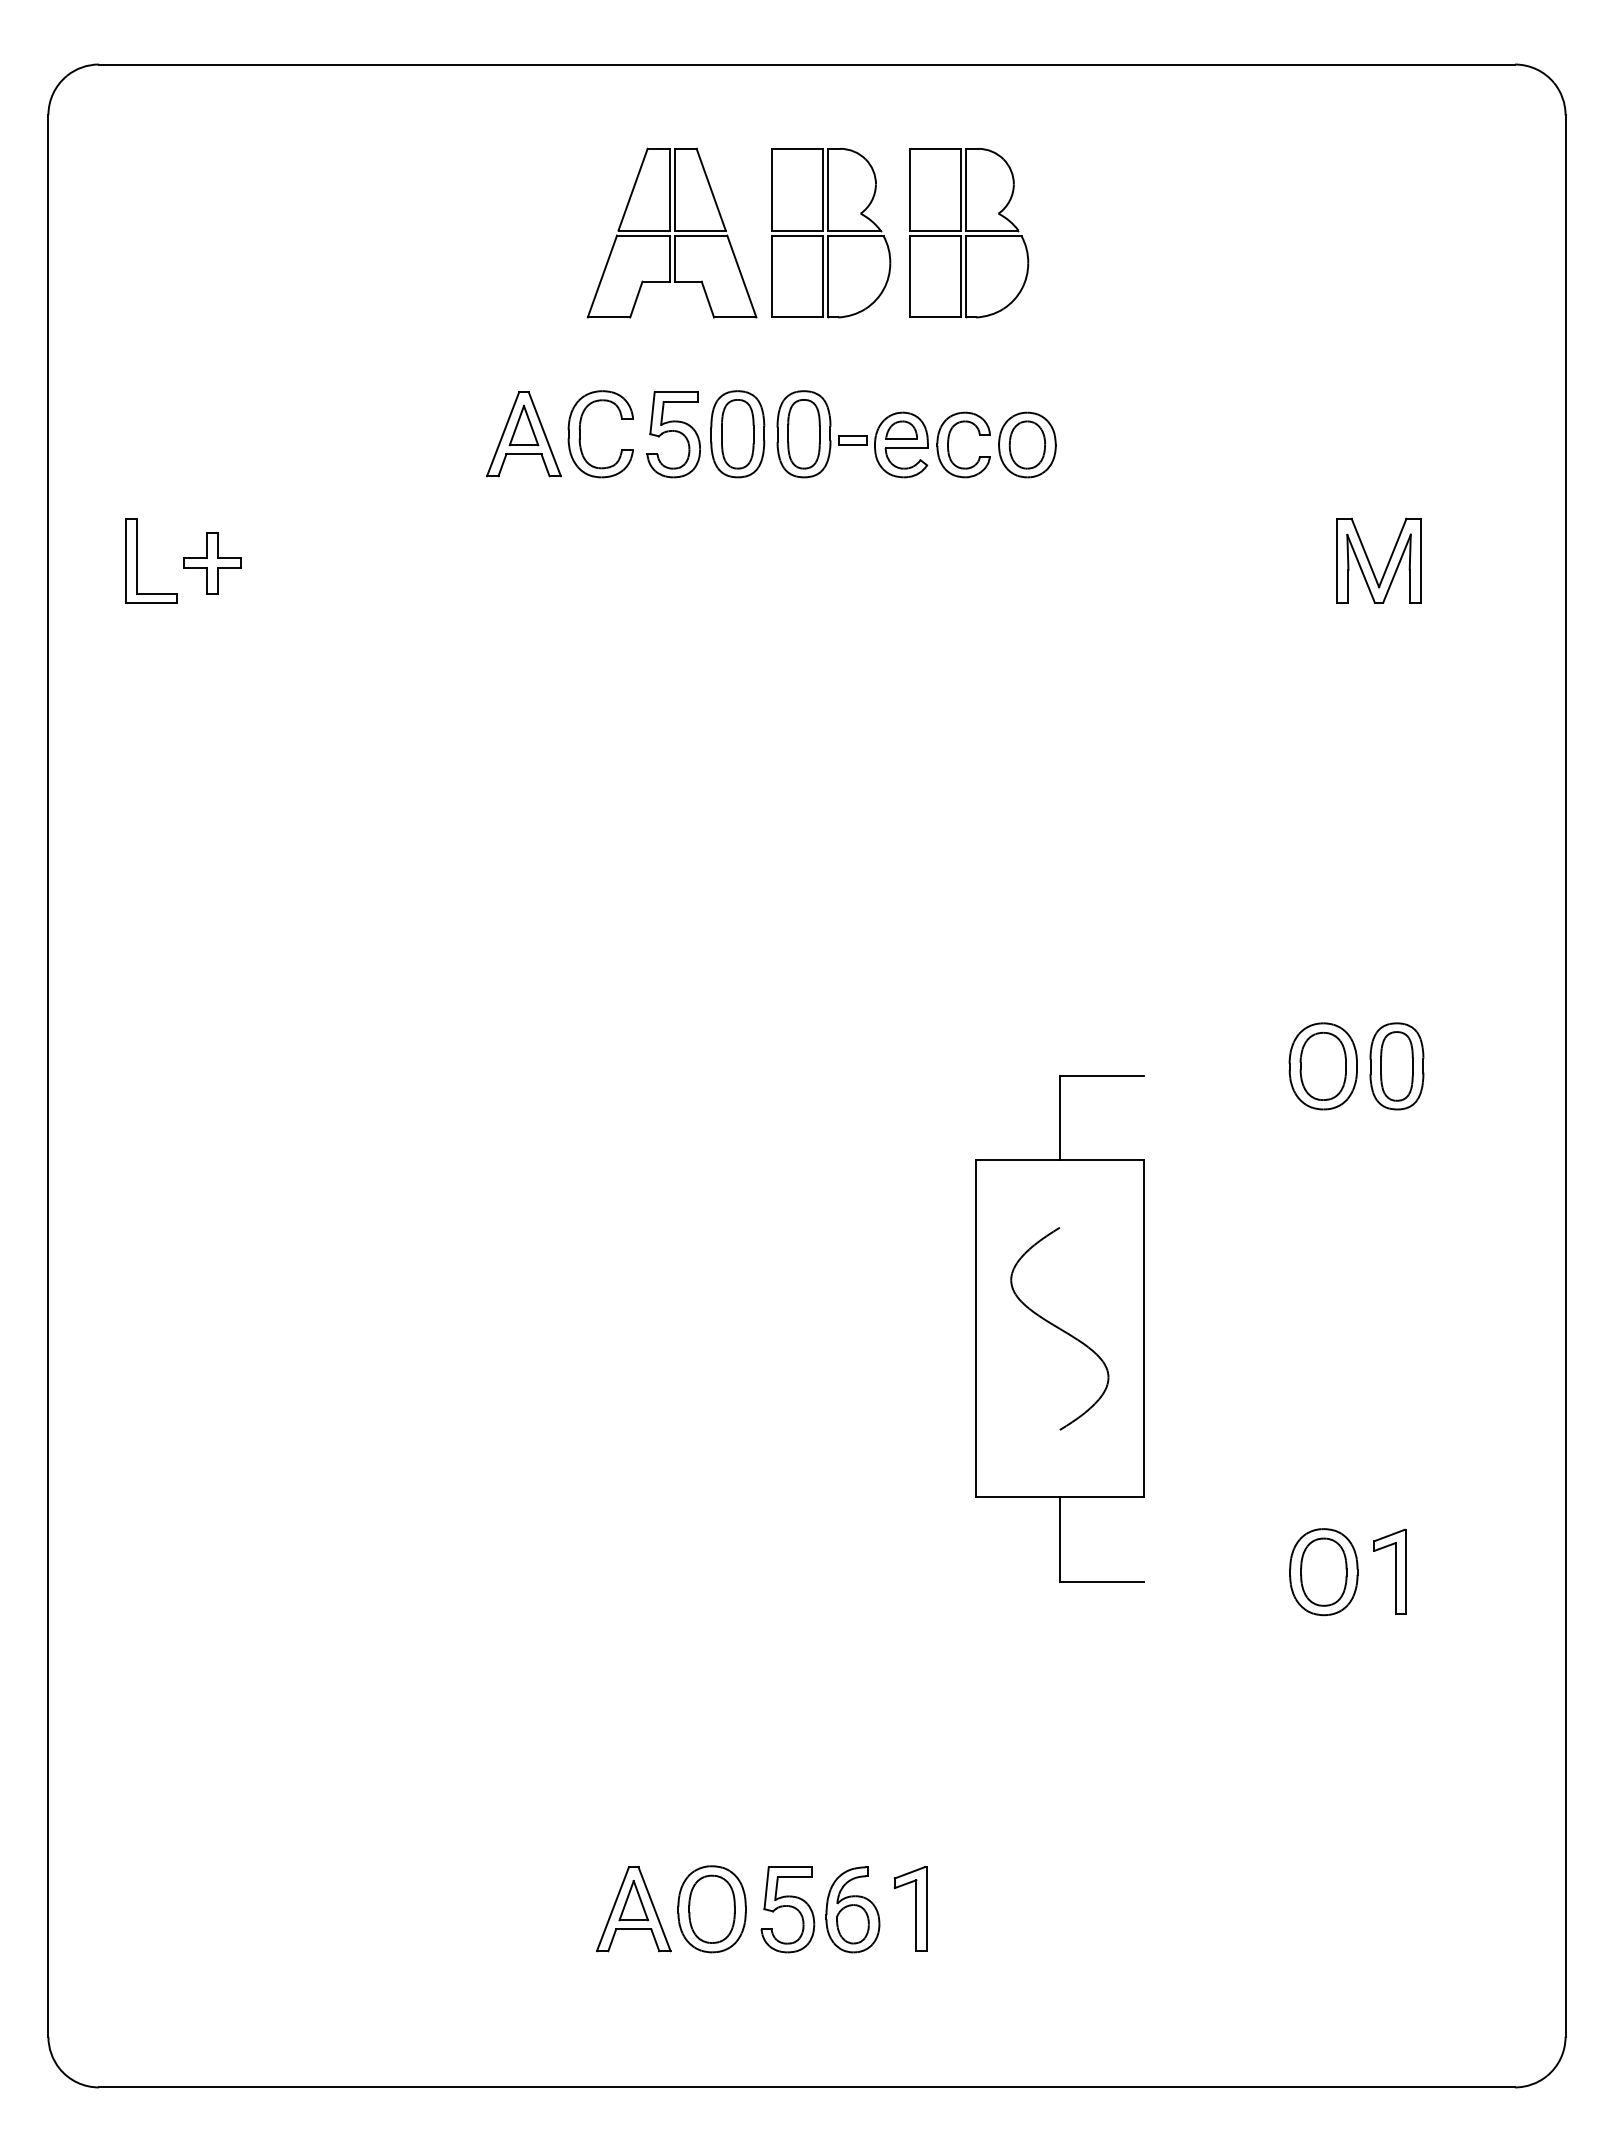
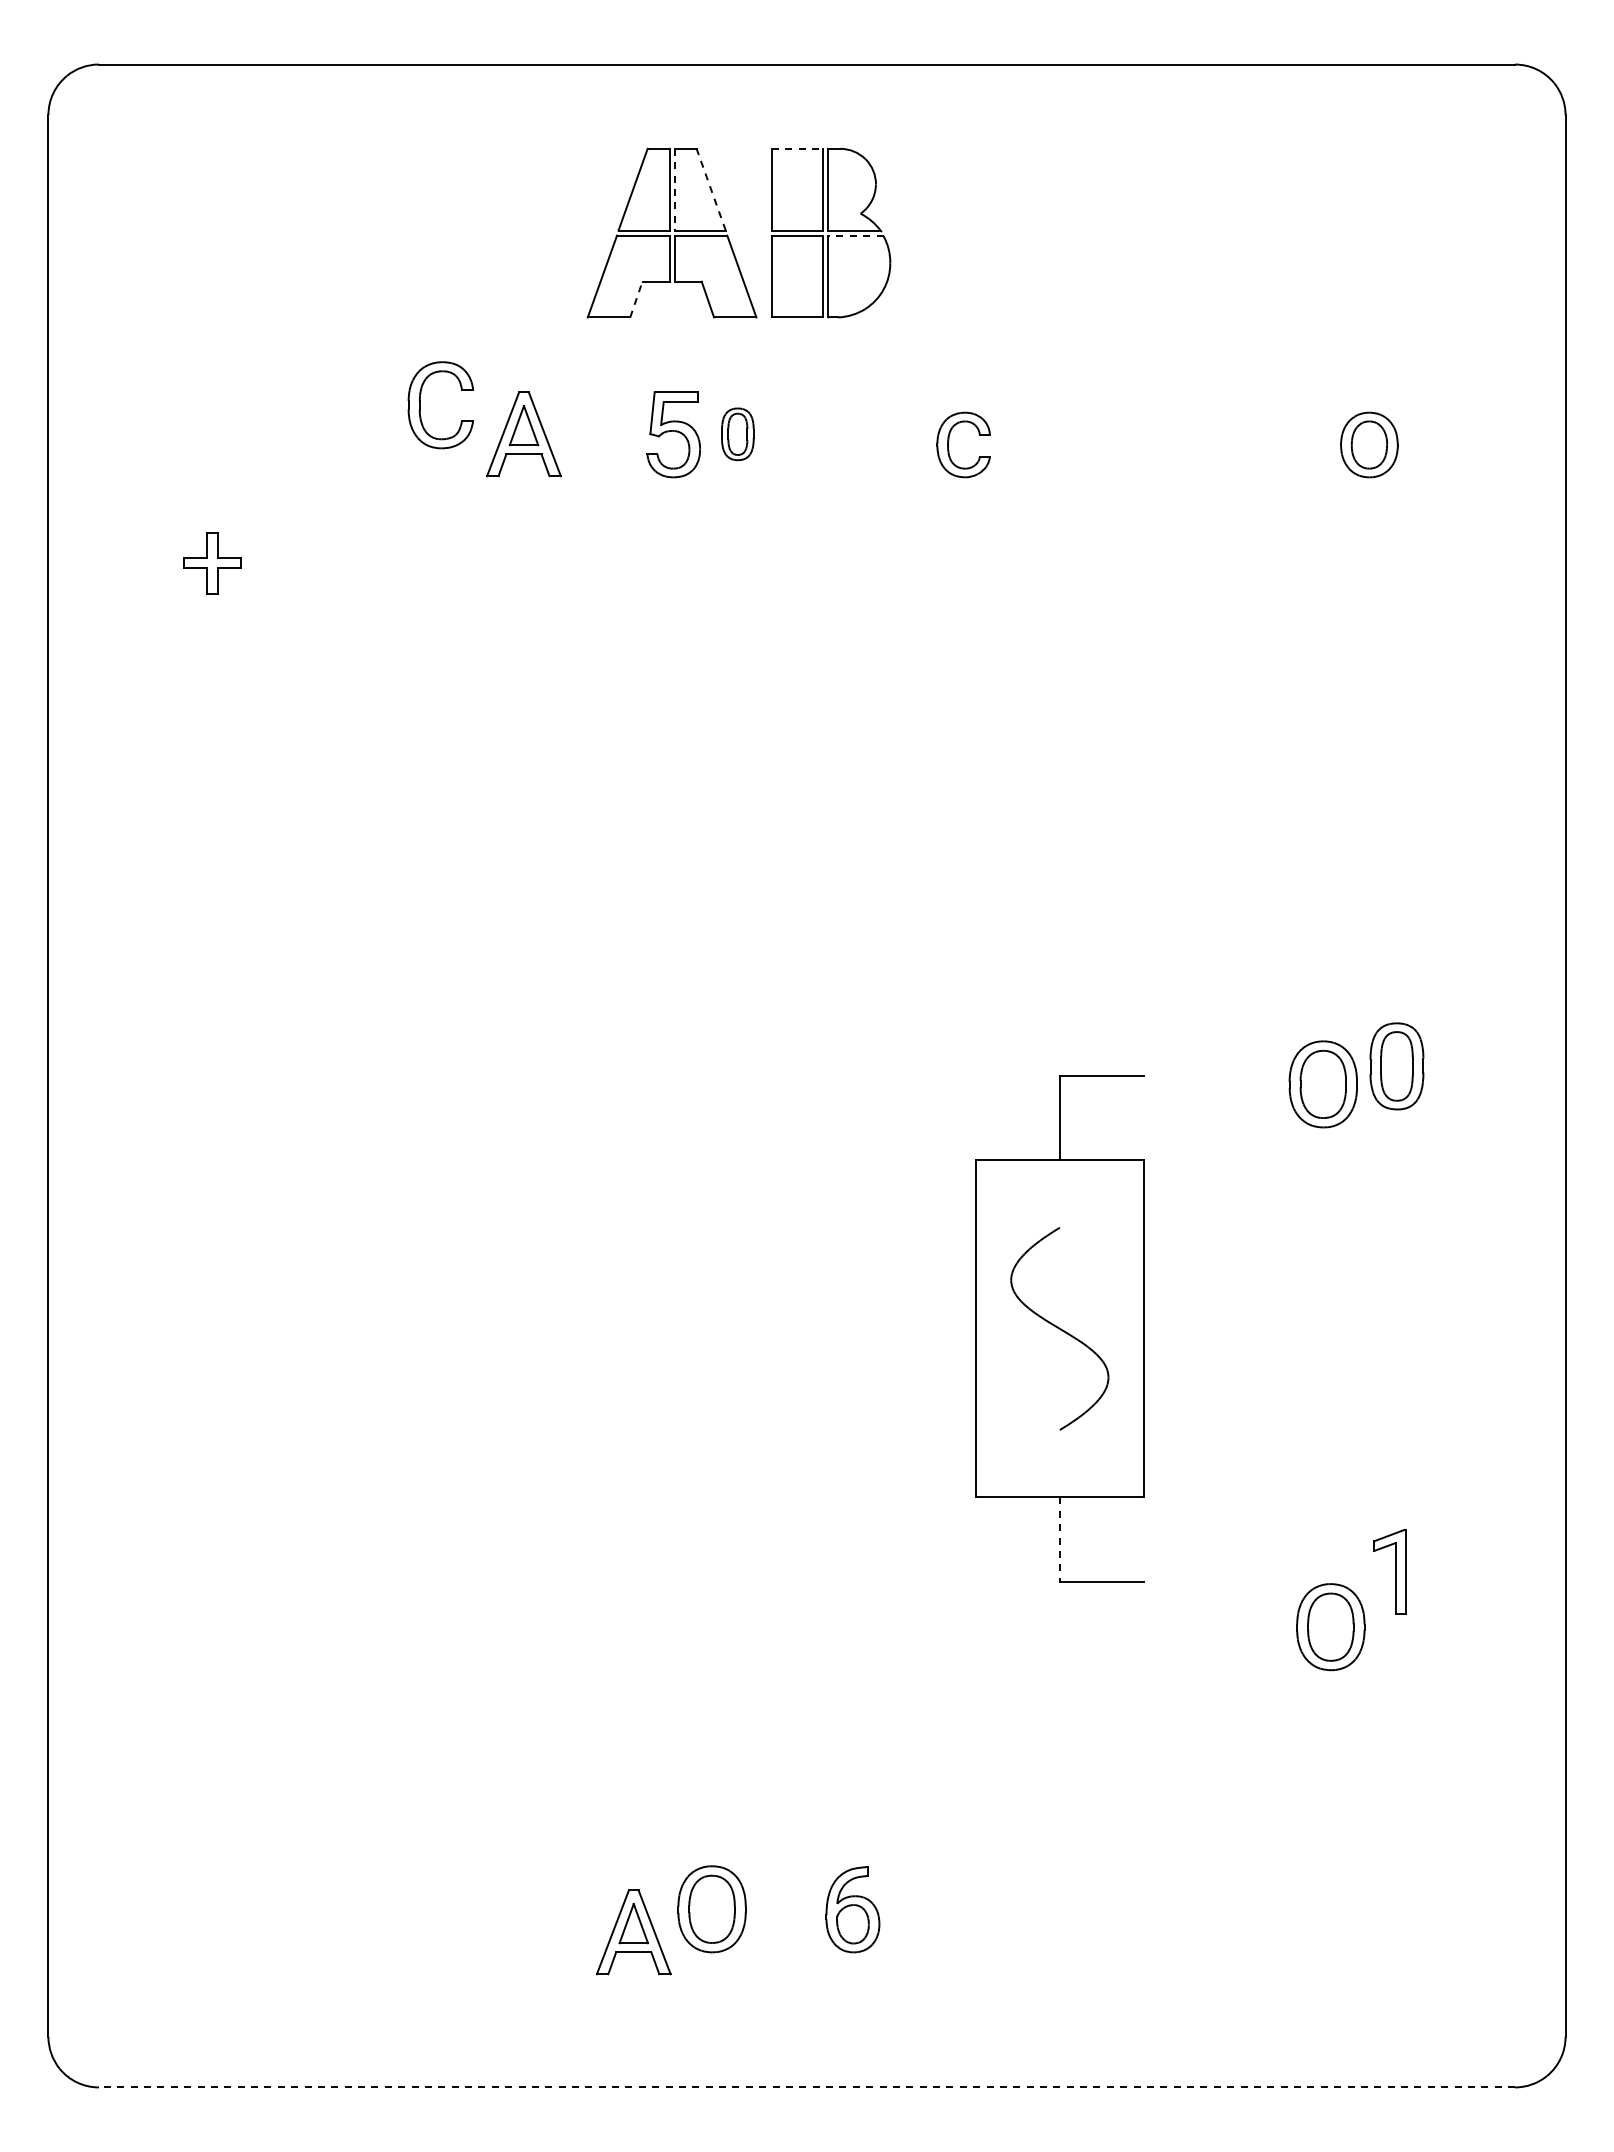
line: solid -> dashed (797, 148)
line: solid -> dashed (674, 189)
line: solid -> dashed (711, 189)
part: present -> none (969, 233)
line: solid -> dashed (855, 236)
line: solid -> dashed (636, 299)
part position: (580, 434) -> (420, 405) (420, 405)
part size: 56x89 px -> 34x55 px (737, 434)
part: present -> none (852, 434)
part position: (1027, 444) -> (1369, 444) (1369, 444)
part: present -> none (137, 560)
part: present -> none (1370, 562)
part position: (1322, 1066) -> (1322, 1084) (1322, 1084)
line: solid -> dashed (1059, 1540)
part position: (1323, 1572) -> (1330, 1627) (1330, 1627)
part: present -> none (910, 1908)
part position: (633, 1909) -> (633, 1932) (633, 1932)
part: present -> none (787, 1909)
line: solid -> dashed (806, 2087)
